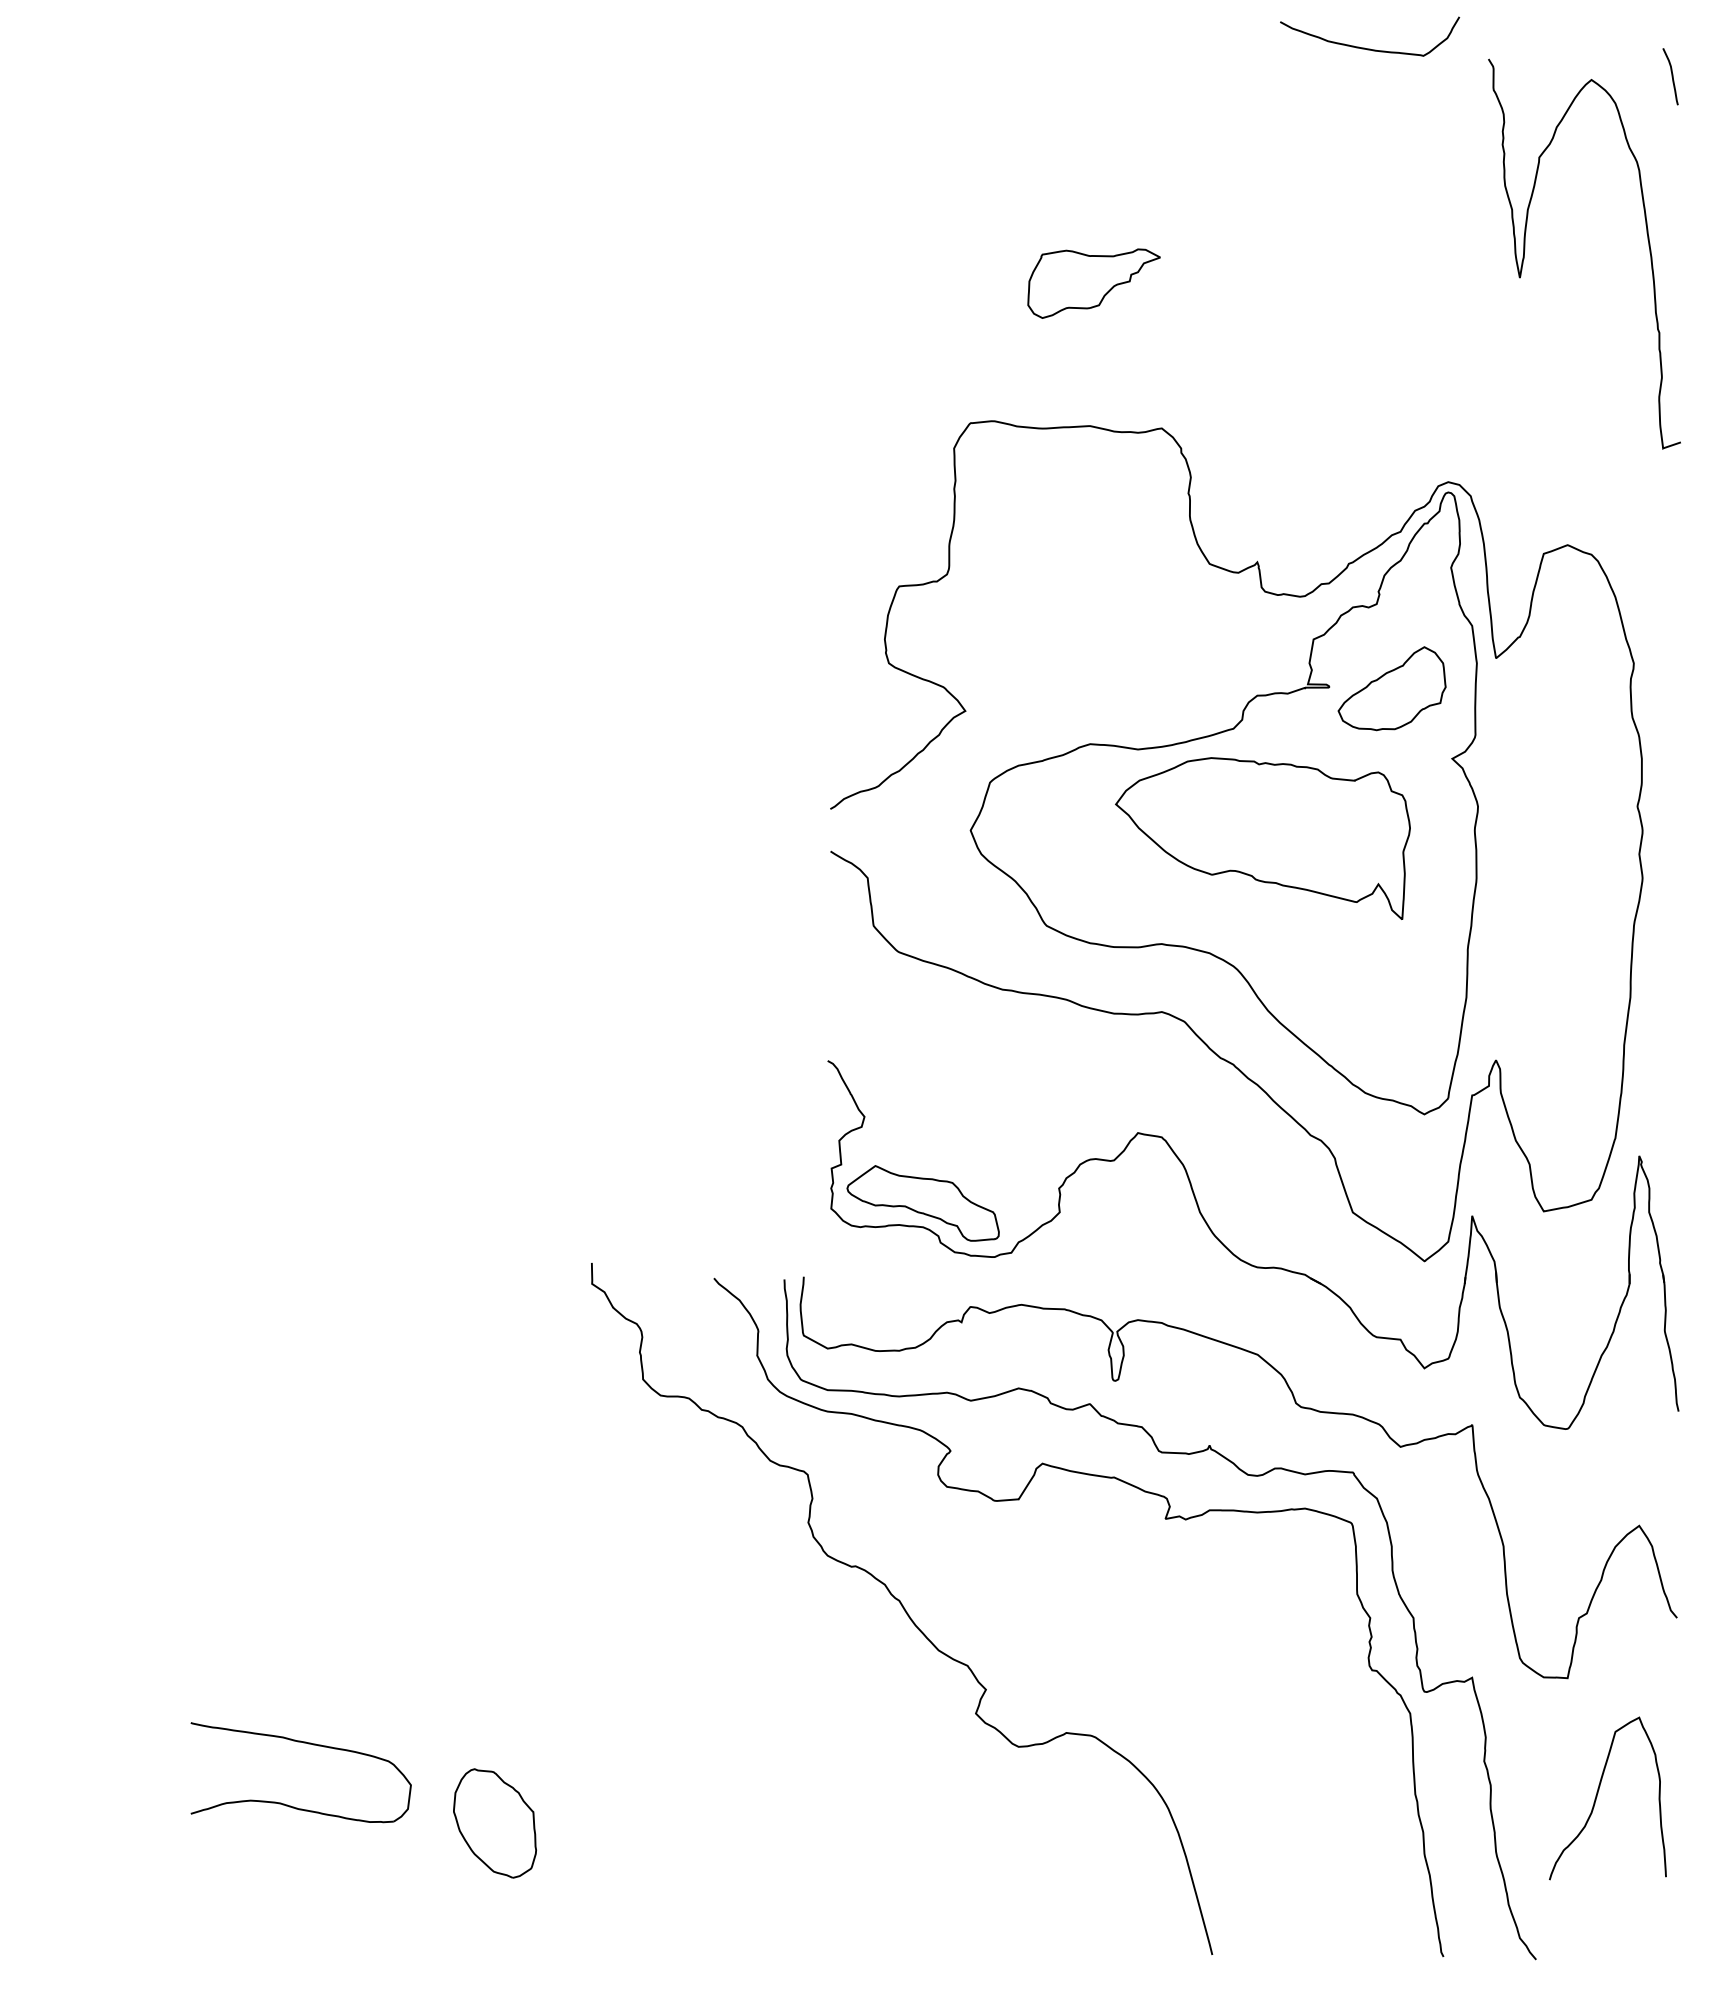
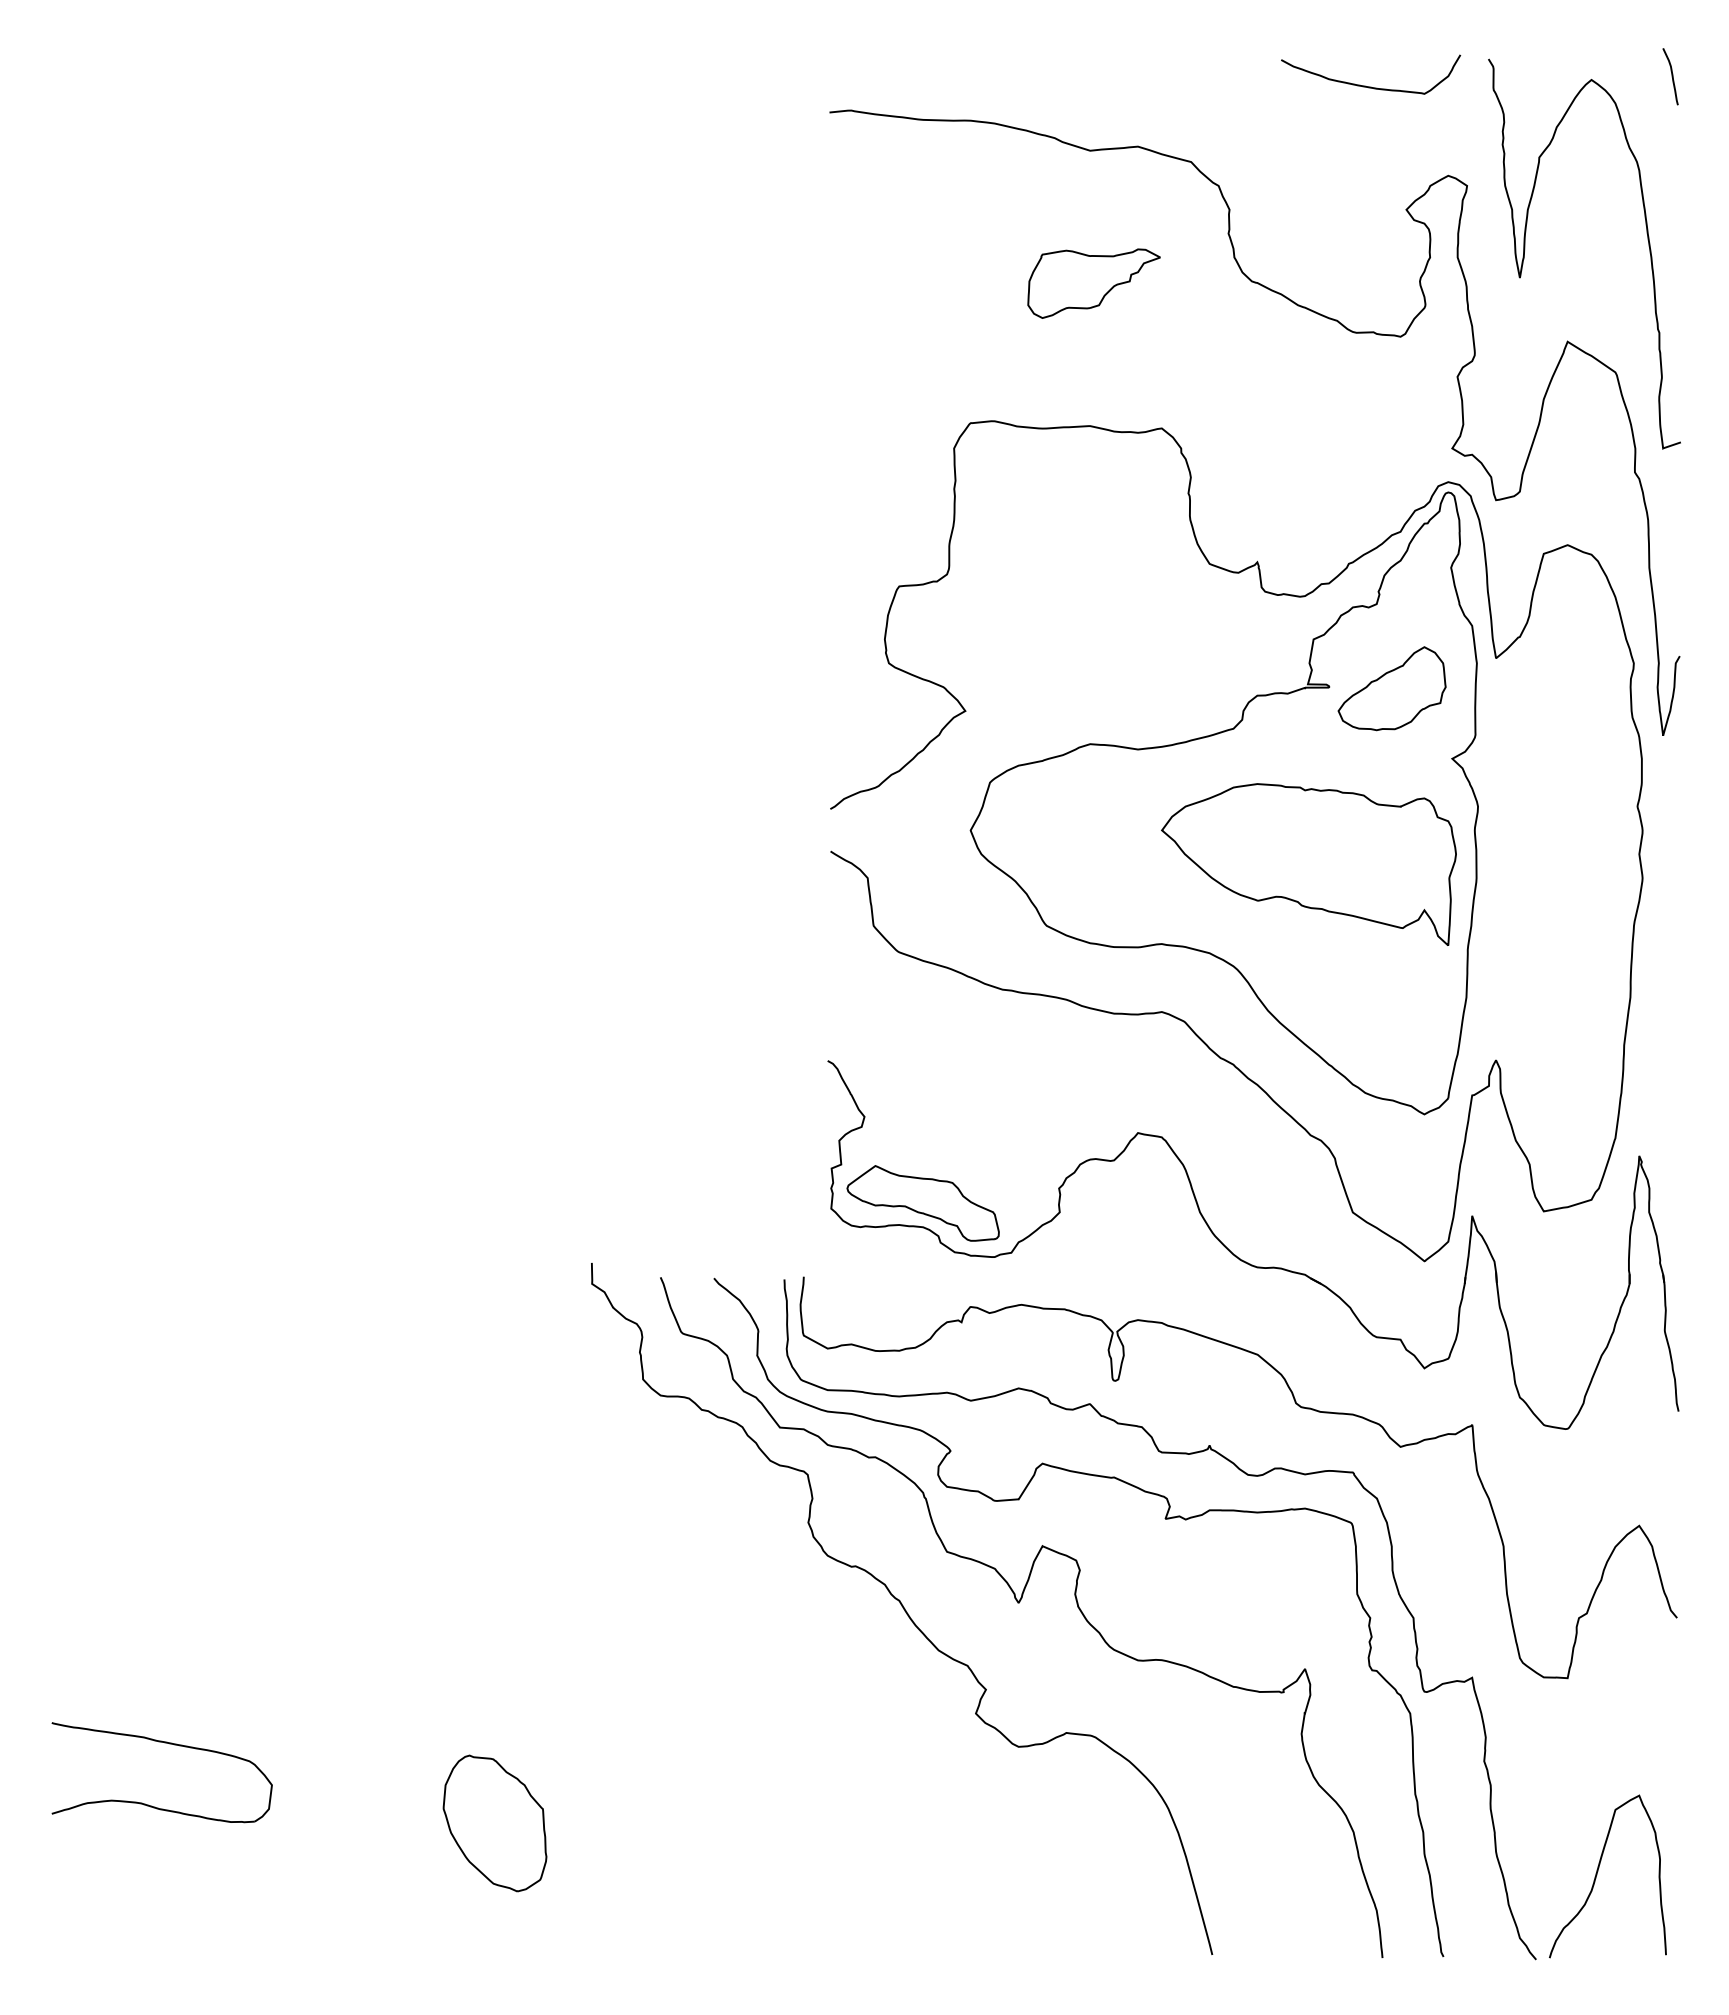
curve position: (1370, 48) -> (1371, 86) (1371, 86)
curve: none -> present (1300, 307)
part position: (1262, 838) -> (1308, 864) (1308, 864)
curve: none -> present (1019, 1603)
part position: (308, 1744) -> (169, 1744) (169, 1744)
curve position: (1597, 1797) -> (1597, 1875) (1597, 1875)
part size: 84x111 px -> 106x139 px (494, 1823)
